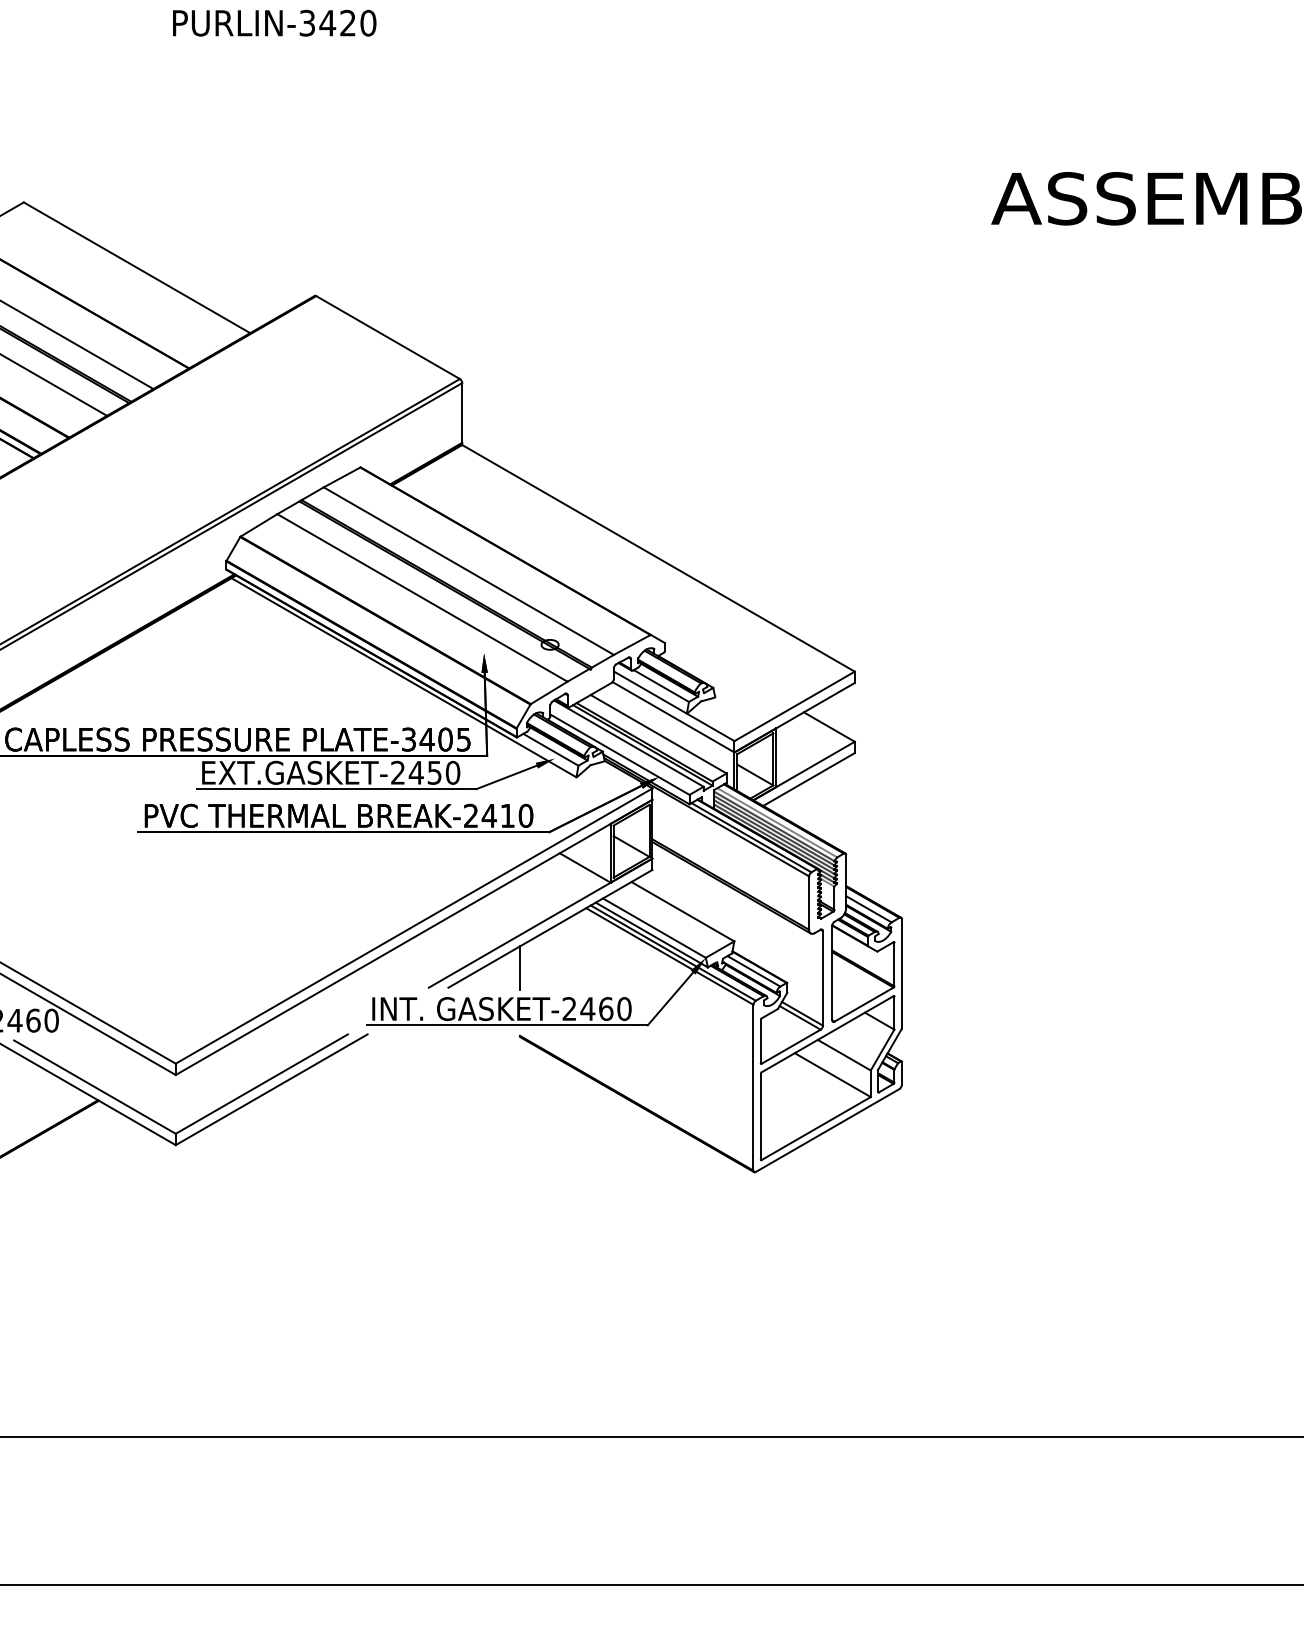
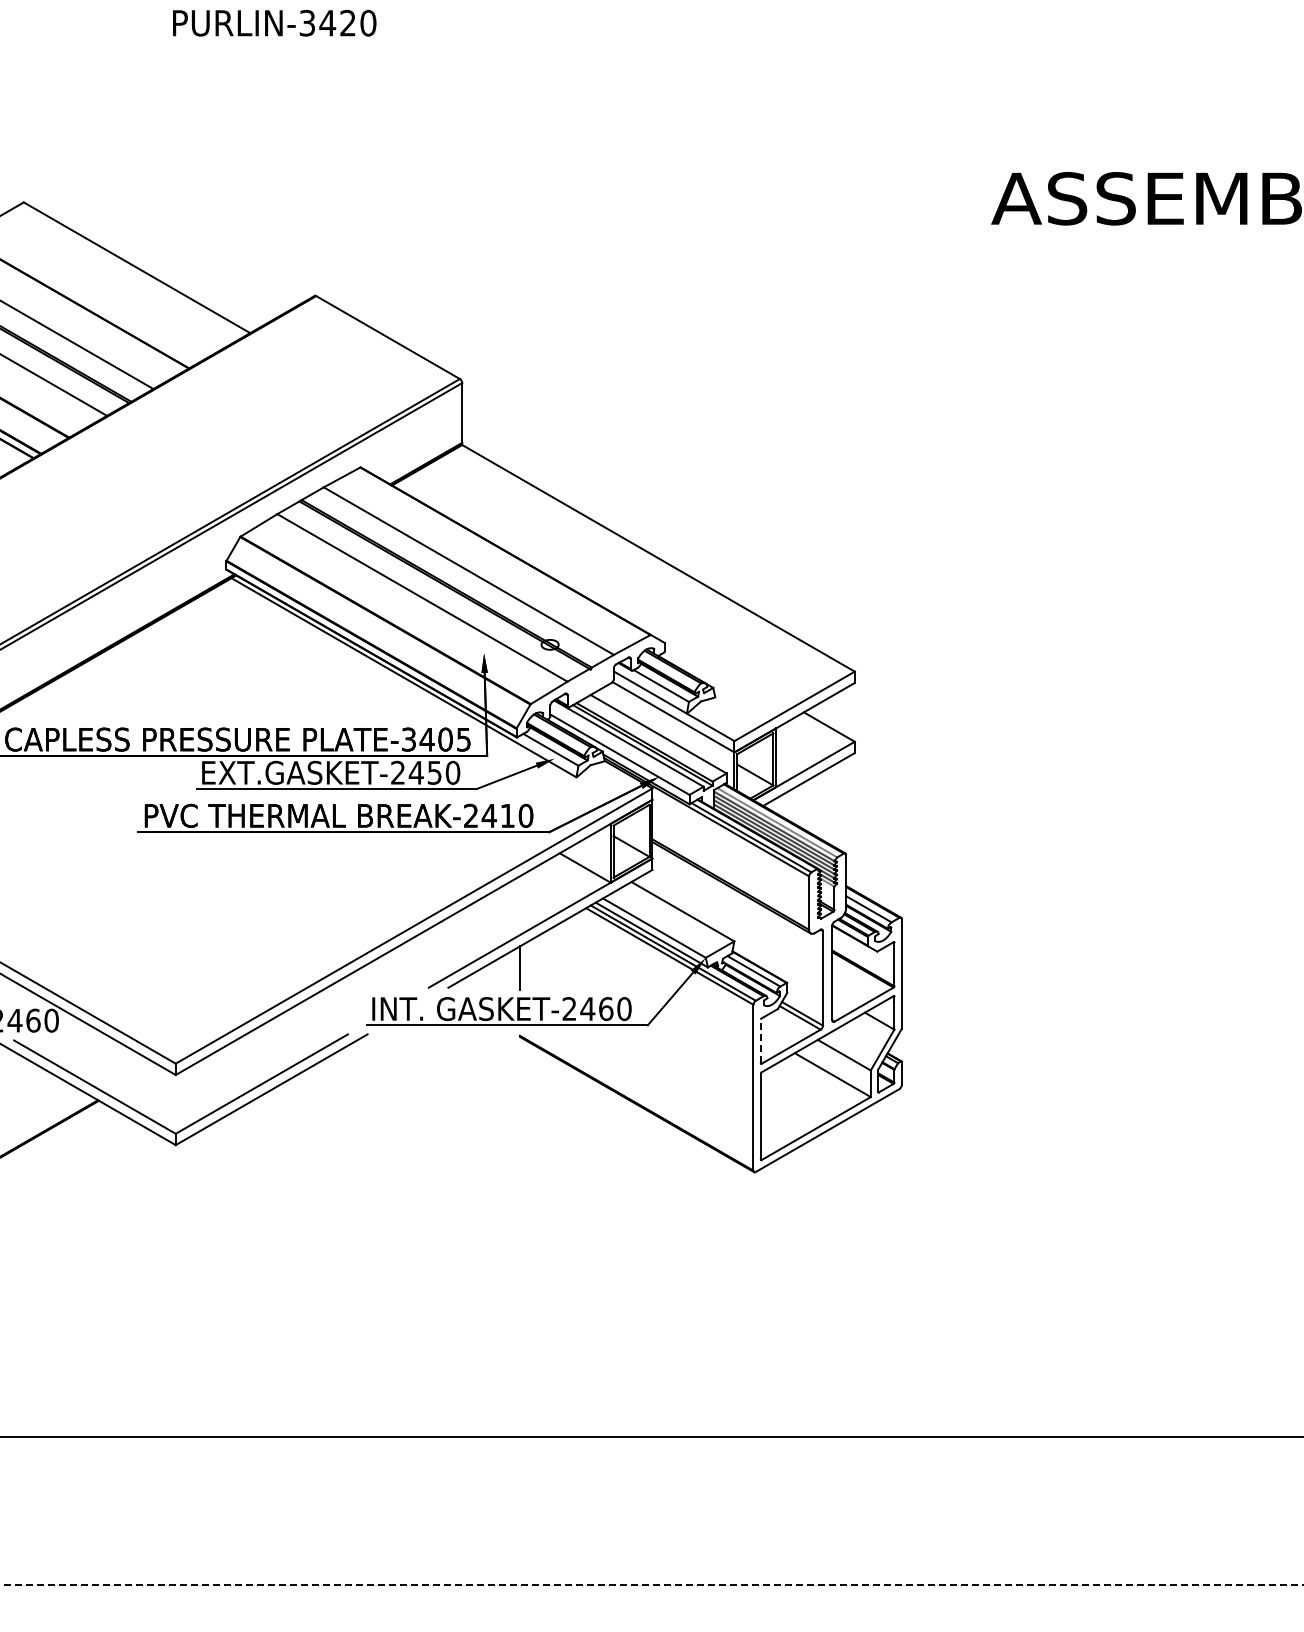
line: solid -> dashed (760, 1041)
line: solid -> dashed (652, 1585)
